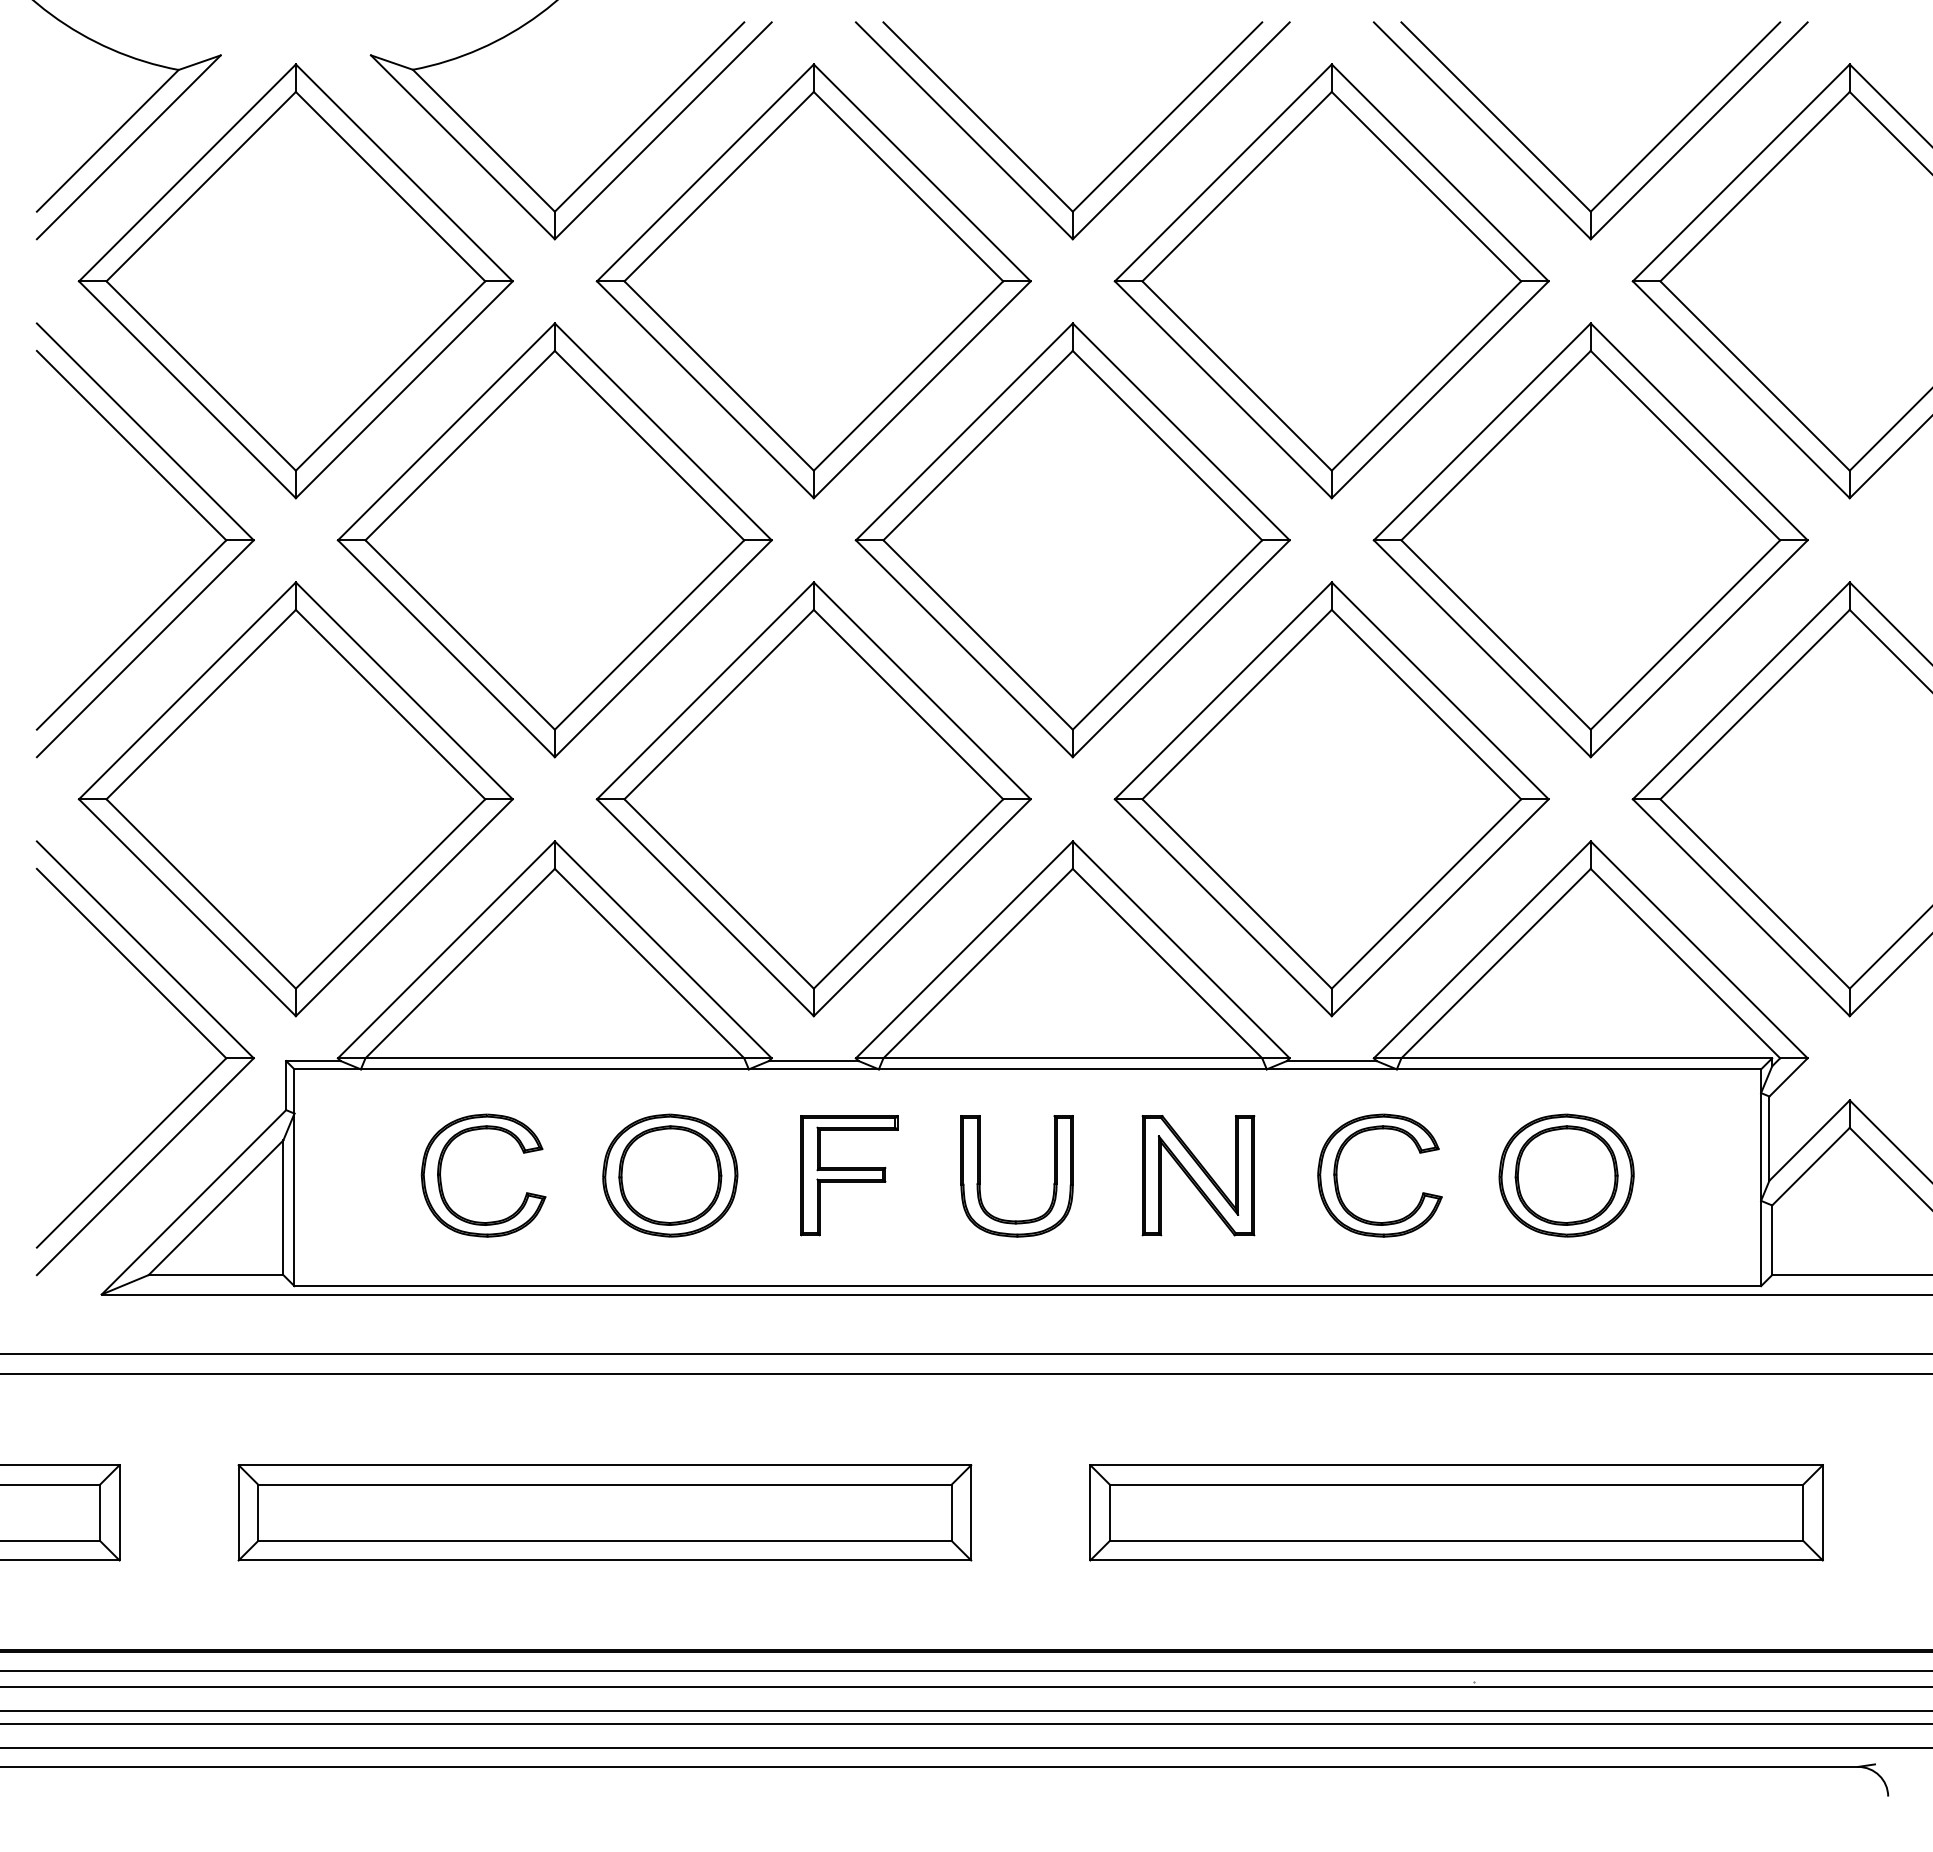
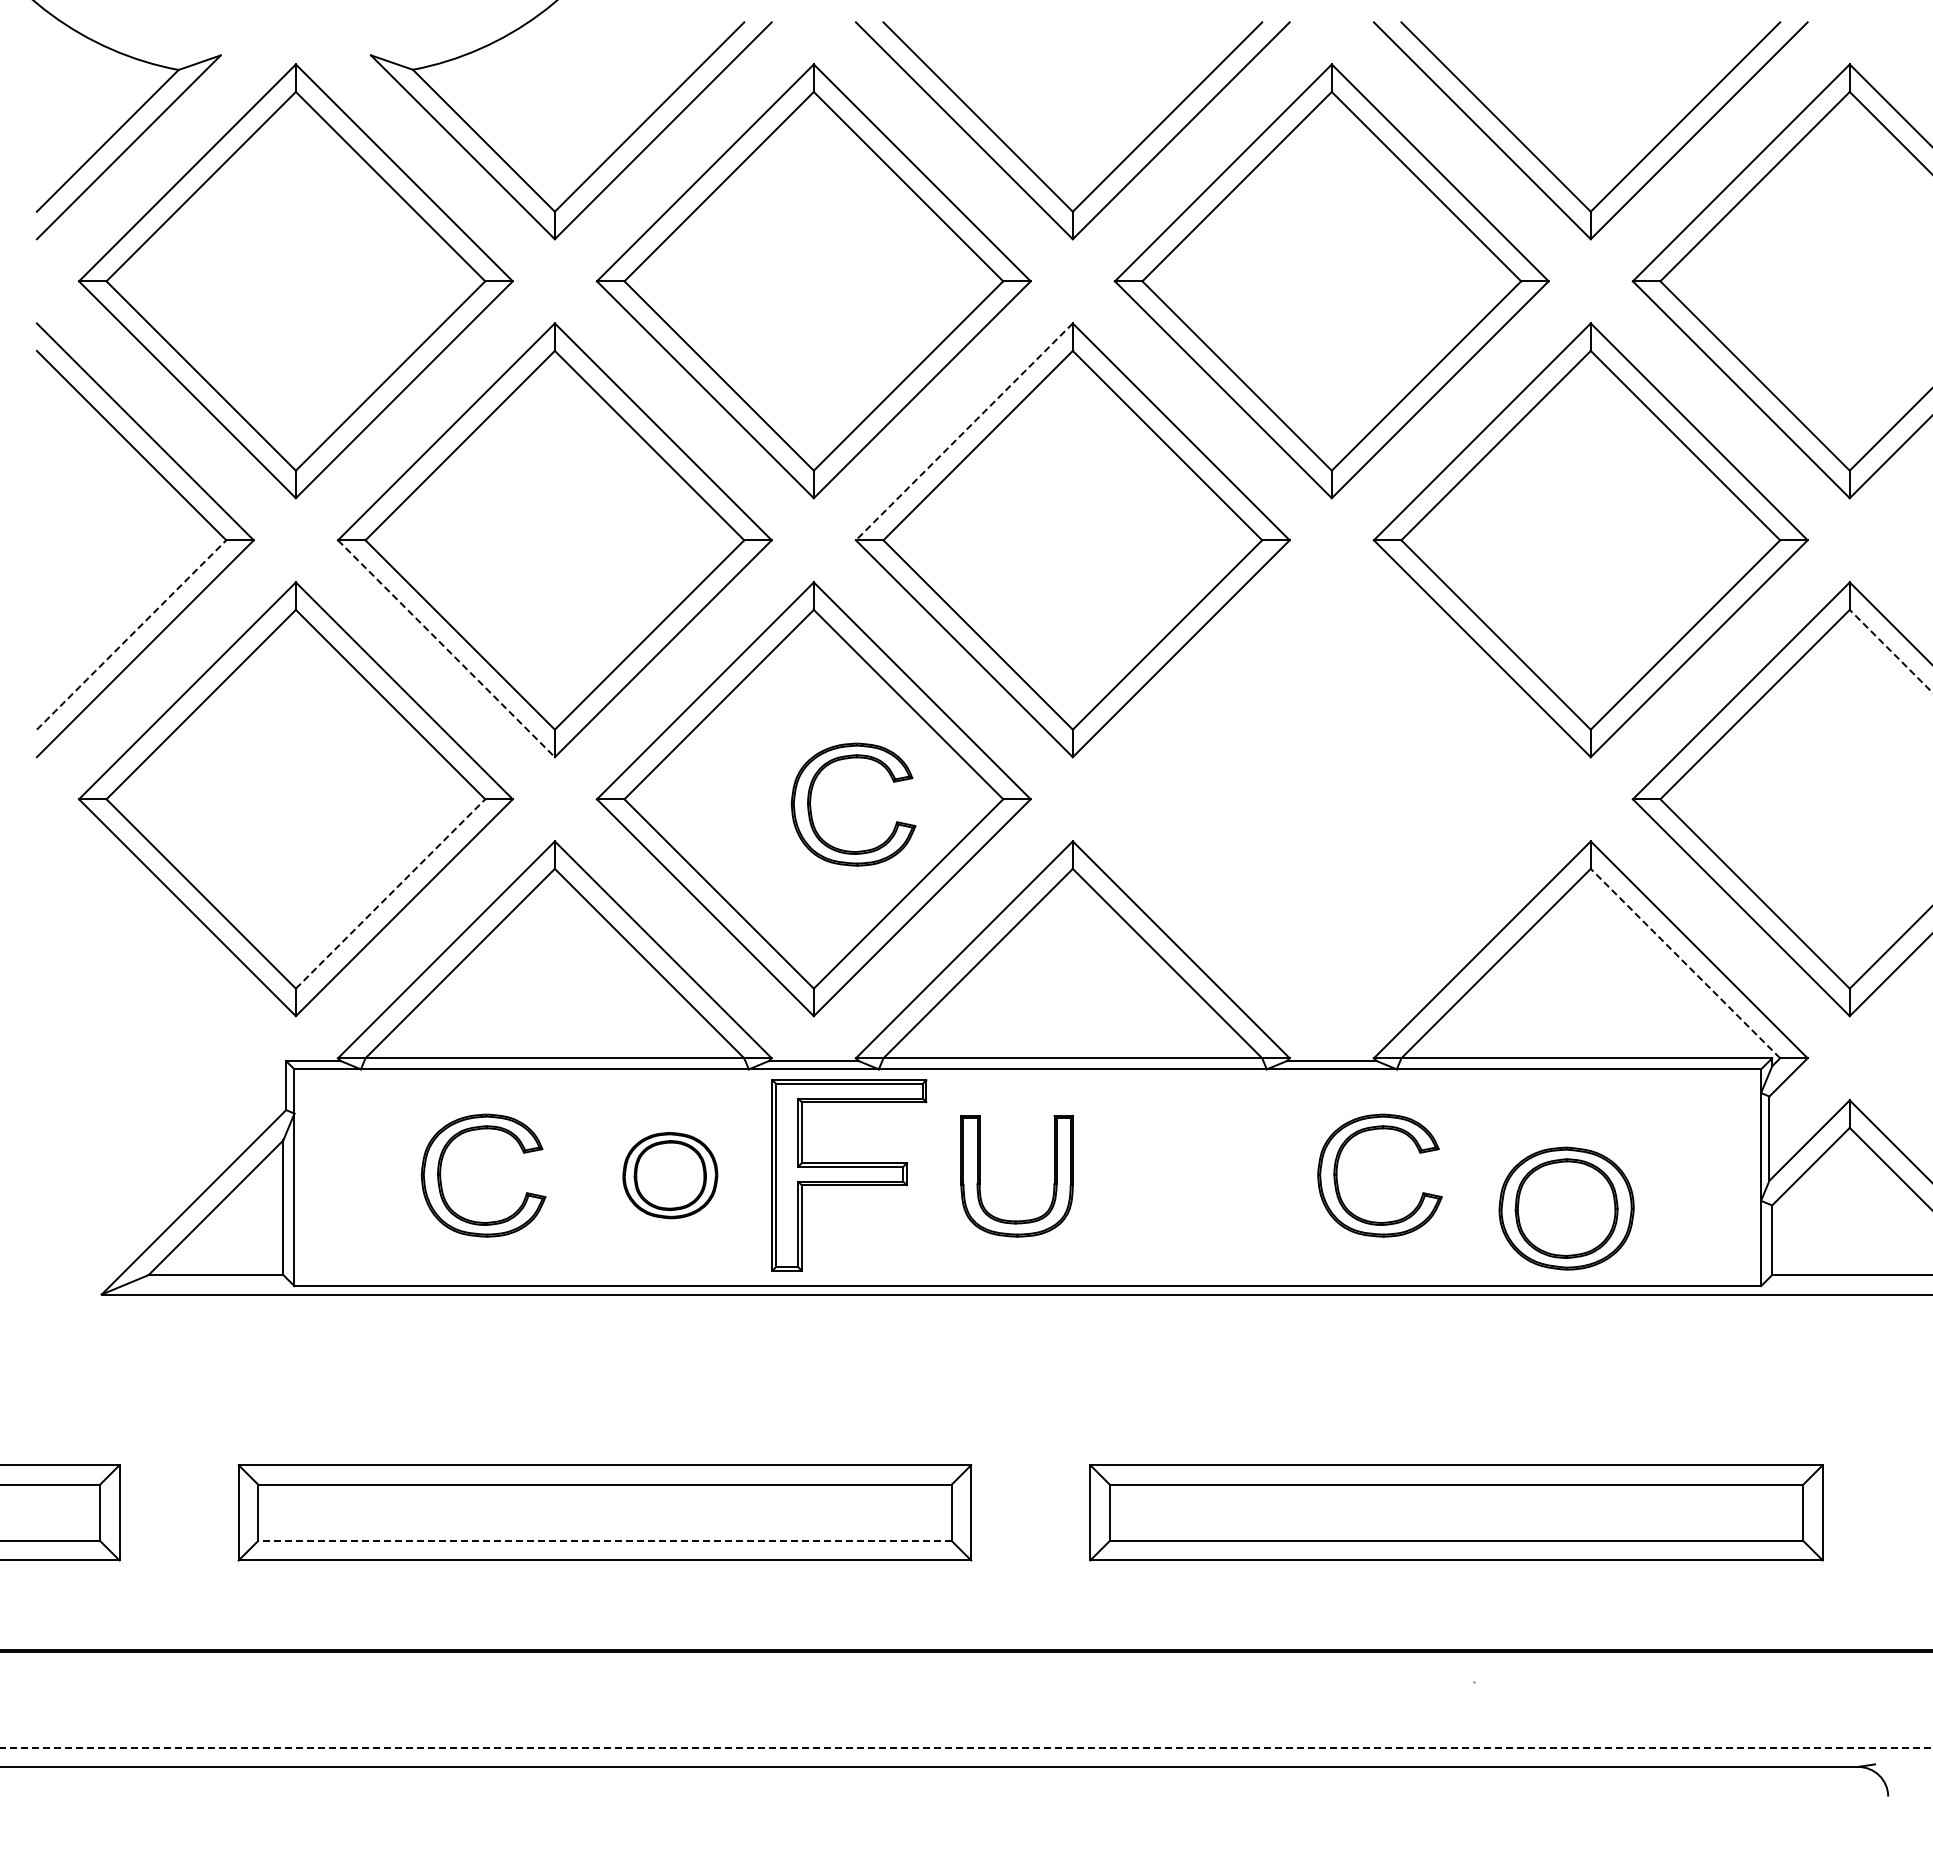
line: solid -> dashed (964, 432)
line: solid -> dashed (131, 635)
line: solid -> dashed (446, 649)
line: solid -> dashed (1890, 650)
part: present -> none (1331, 799)
part: none -> present (811, 805)
line: solid -> dashed (390, 893)
line: solid -> dashed (1685, 963)
part: present -> none (184, 1098)
part size: 137x125 px -> 97x88 px (670, 1175)
part size: 99x122 px -> 157x193 px (849, 1175)
part: present -> none (1198, 1175)
part position: (1566, 1175) -> (1566, 1208) (1566, 1208)
line: present -> none (965, 1354)
line: present -> none (965, 1373)
line: solid -> dashed (604, 1541)
line: present -> none (965, 1670)
line: present -> none (965, 1686)
line: present -> none (965, 1710)
line: present -> none (965, 1723)
line: solid -> dashed (966, 1747)
